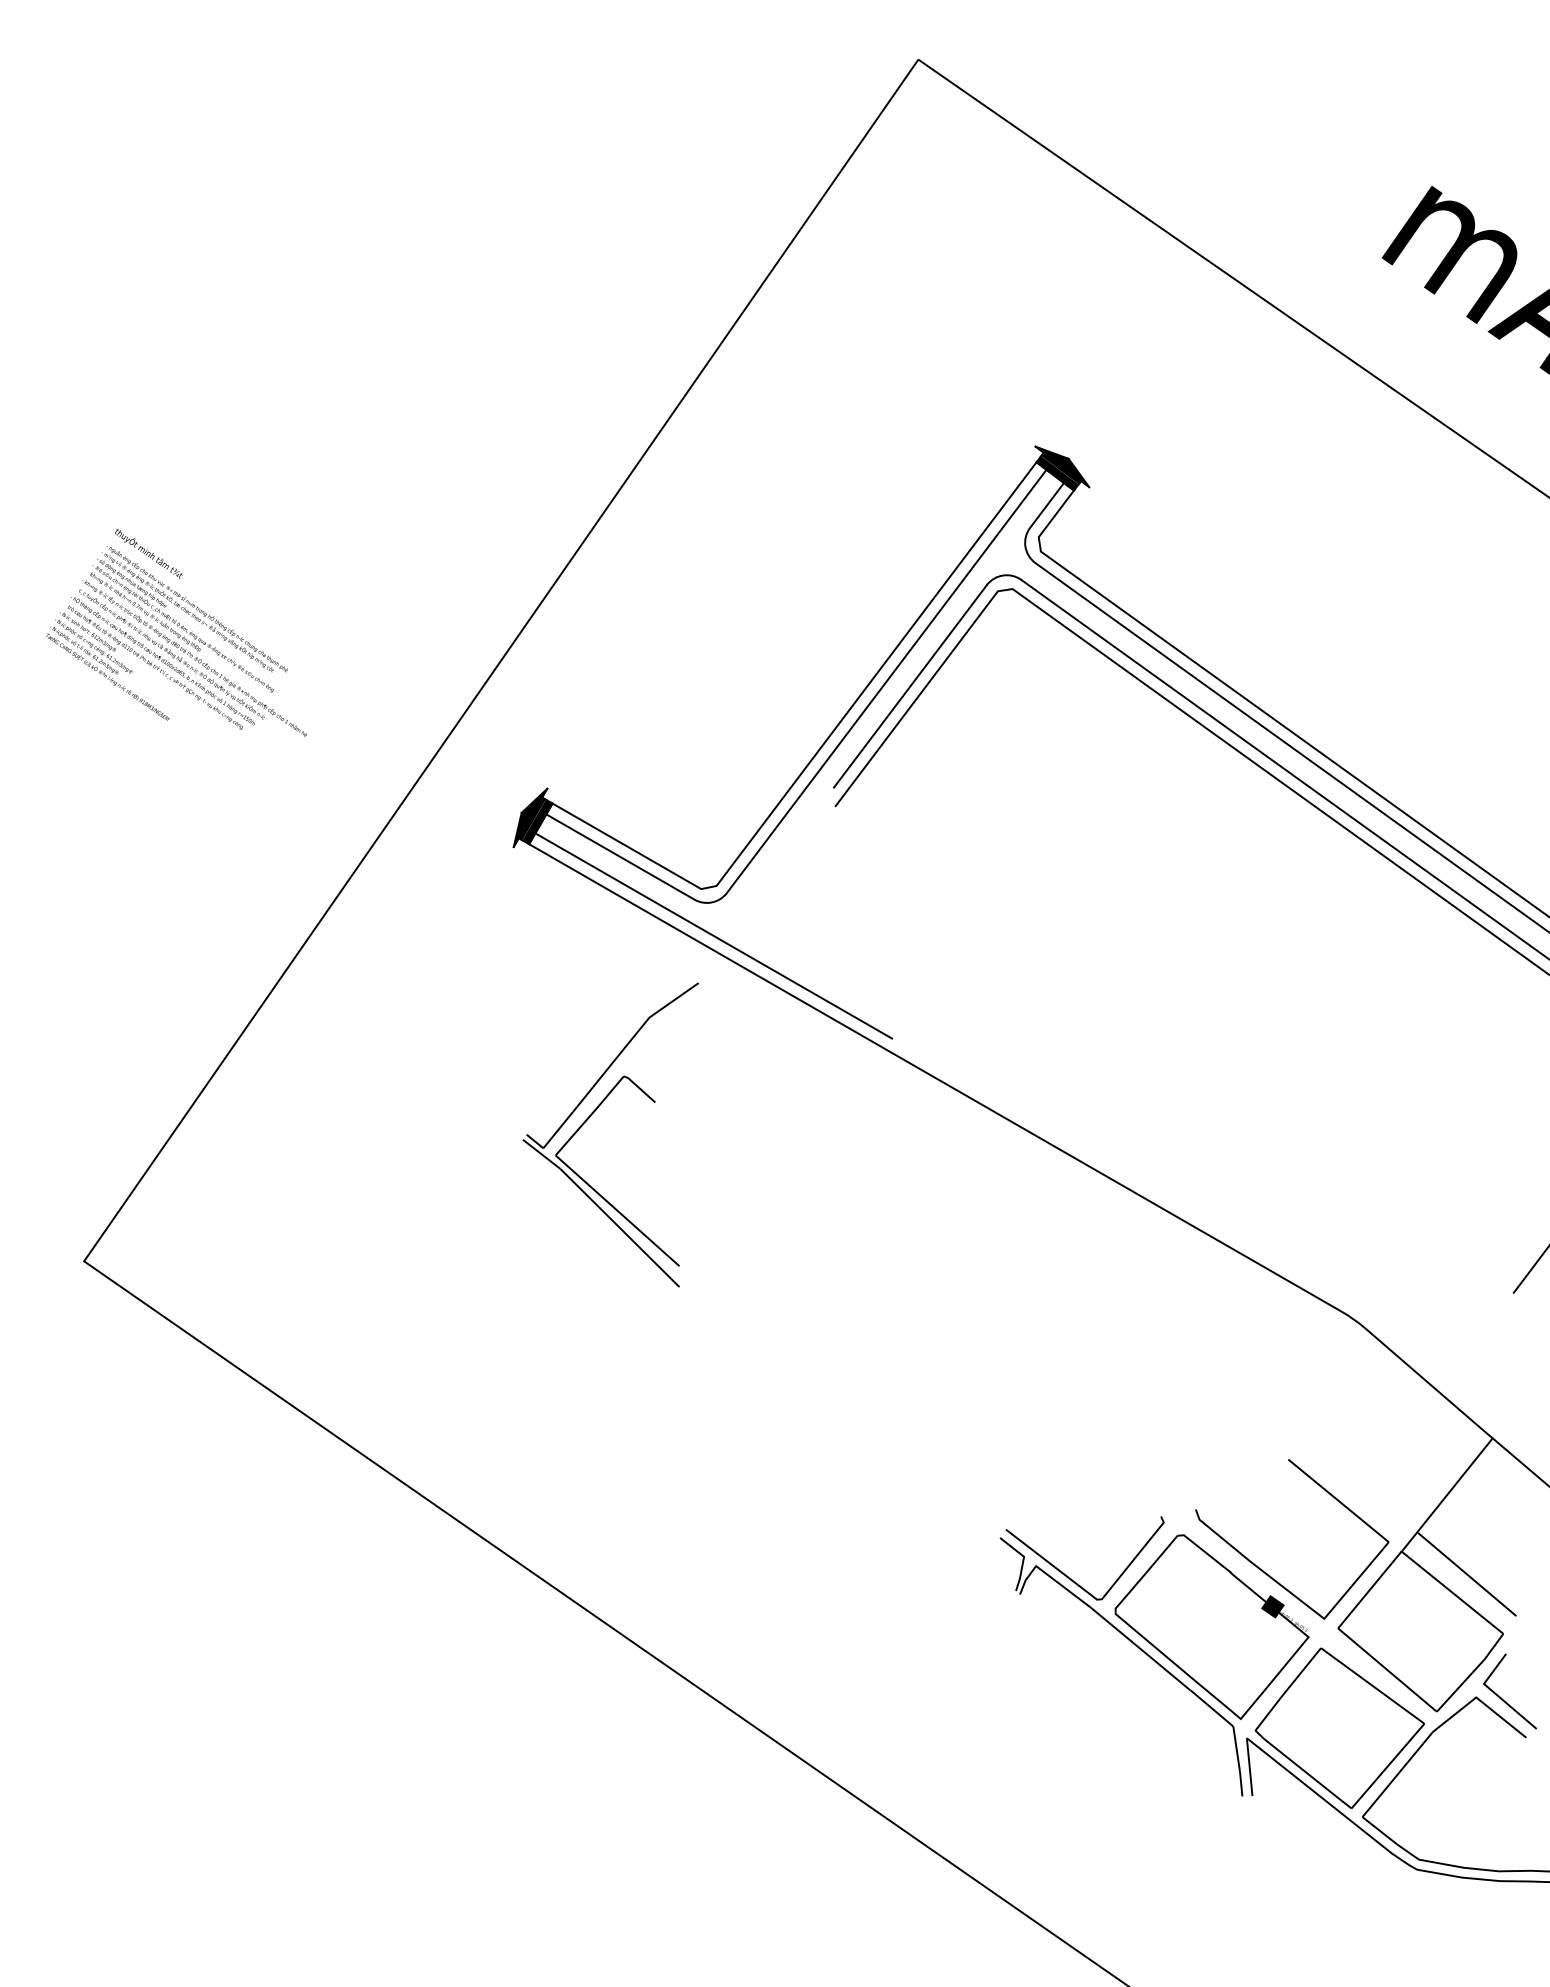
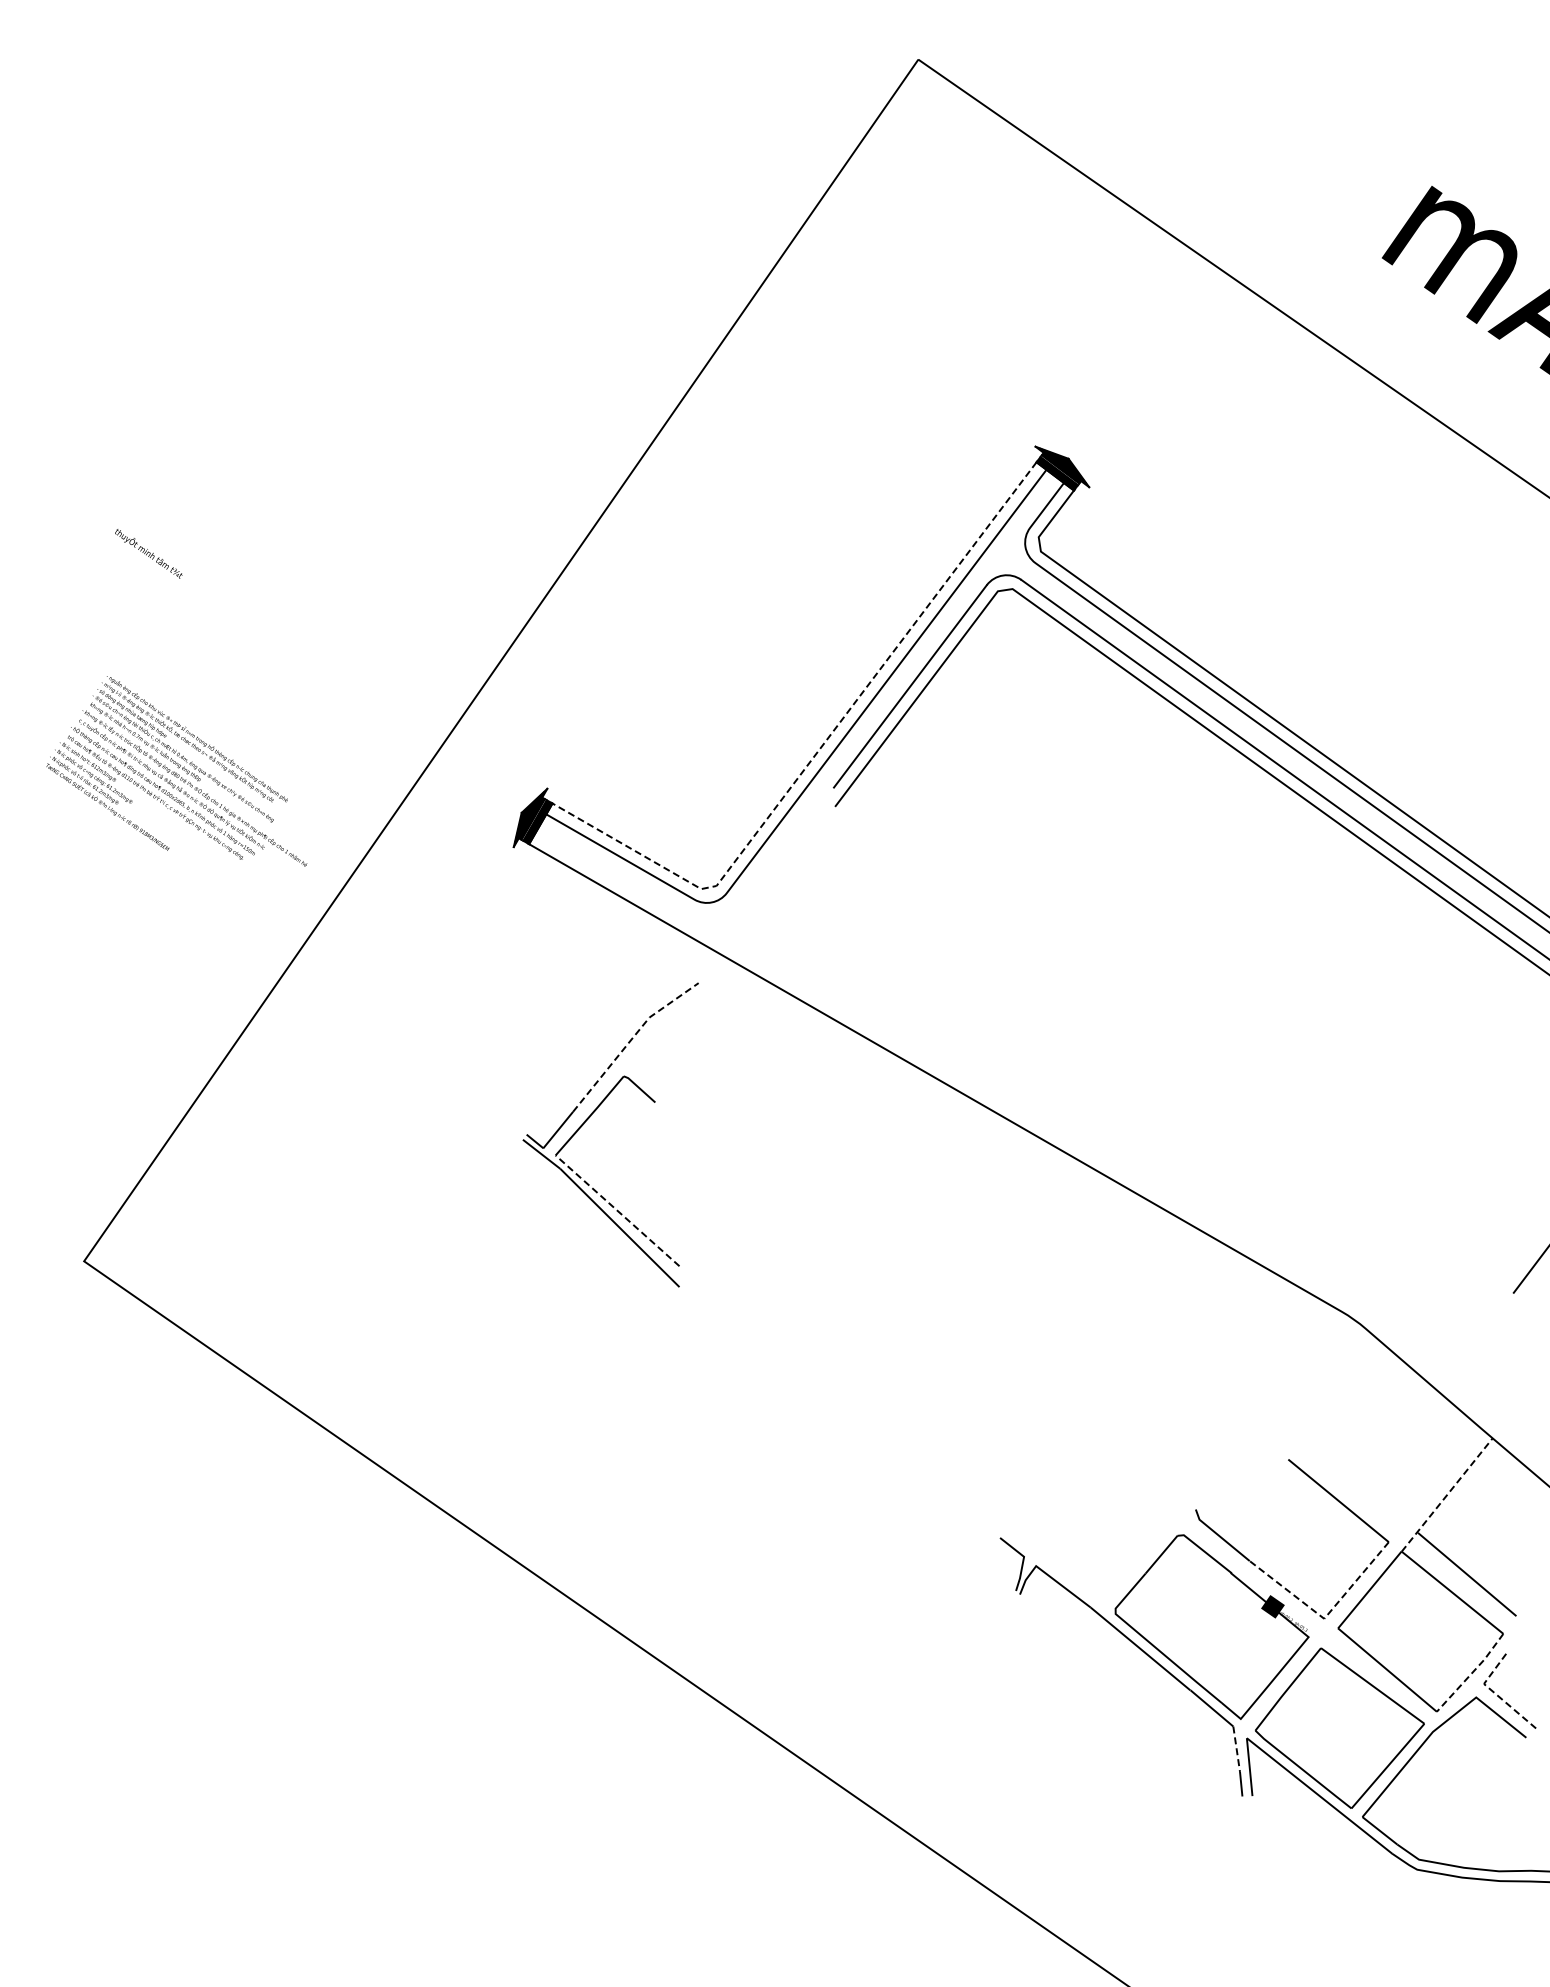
text position: (176, 641) -> (176, 771) (176, 771)
line: solid -> dashed (819, 750)
line: present -> none (713, 935)
line: solid -> dashed (630, 1041)
line: solid -> dashed (617, 1210)
line: solid -> dashed (1447, 1495)
curve: present -> none (1071, 1578)
line: solid -> dashed (1326, 1616)
line: solid -> dashed (1472, 1672)
line: solid -> dashed (1496, 1694)
line: solid -> dashed (1236, 1749)
